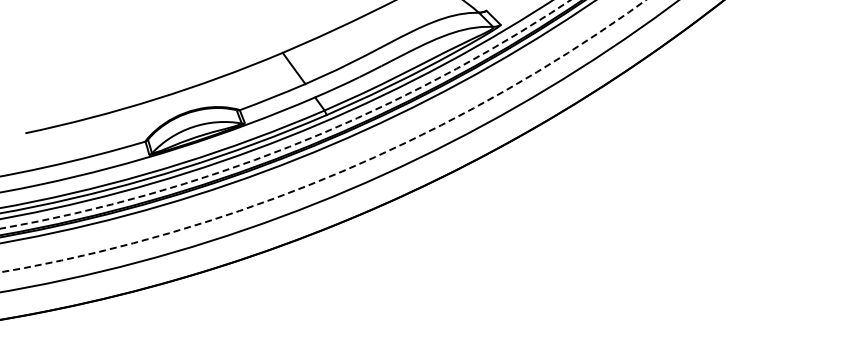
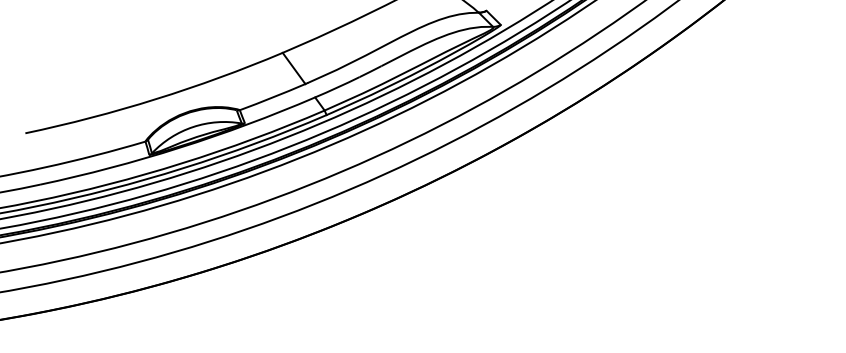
circle: dashed -> solid (285, 114)
arc: dashed -> solid (340, 172)
